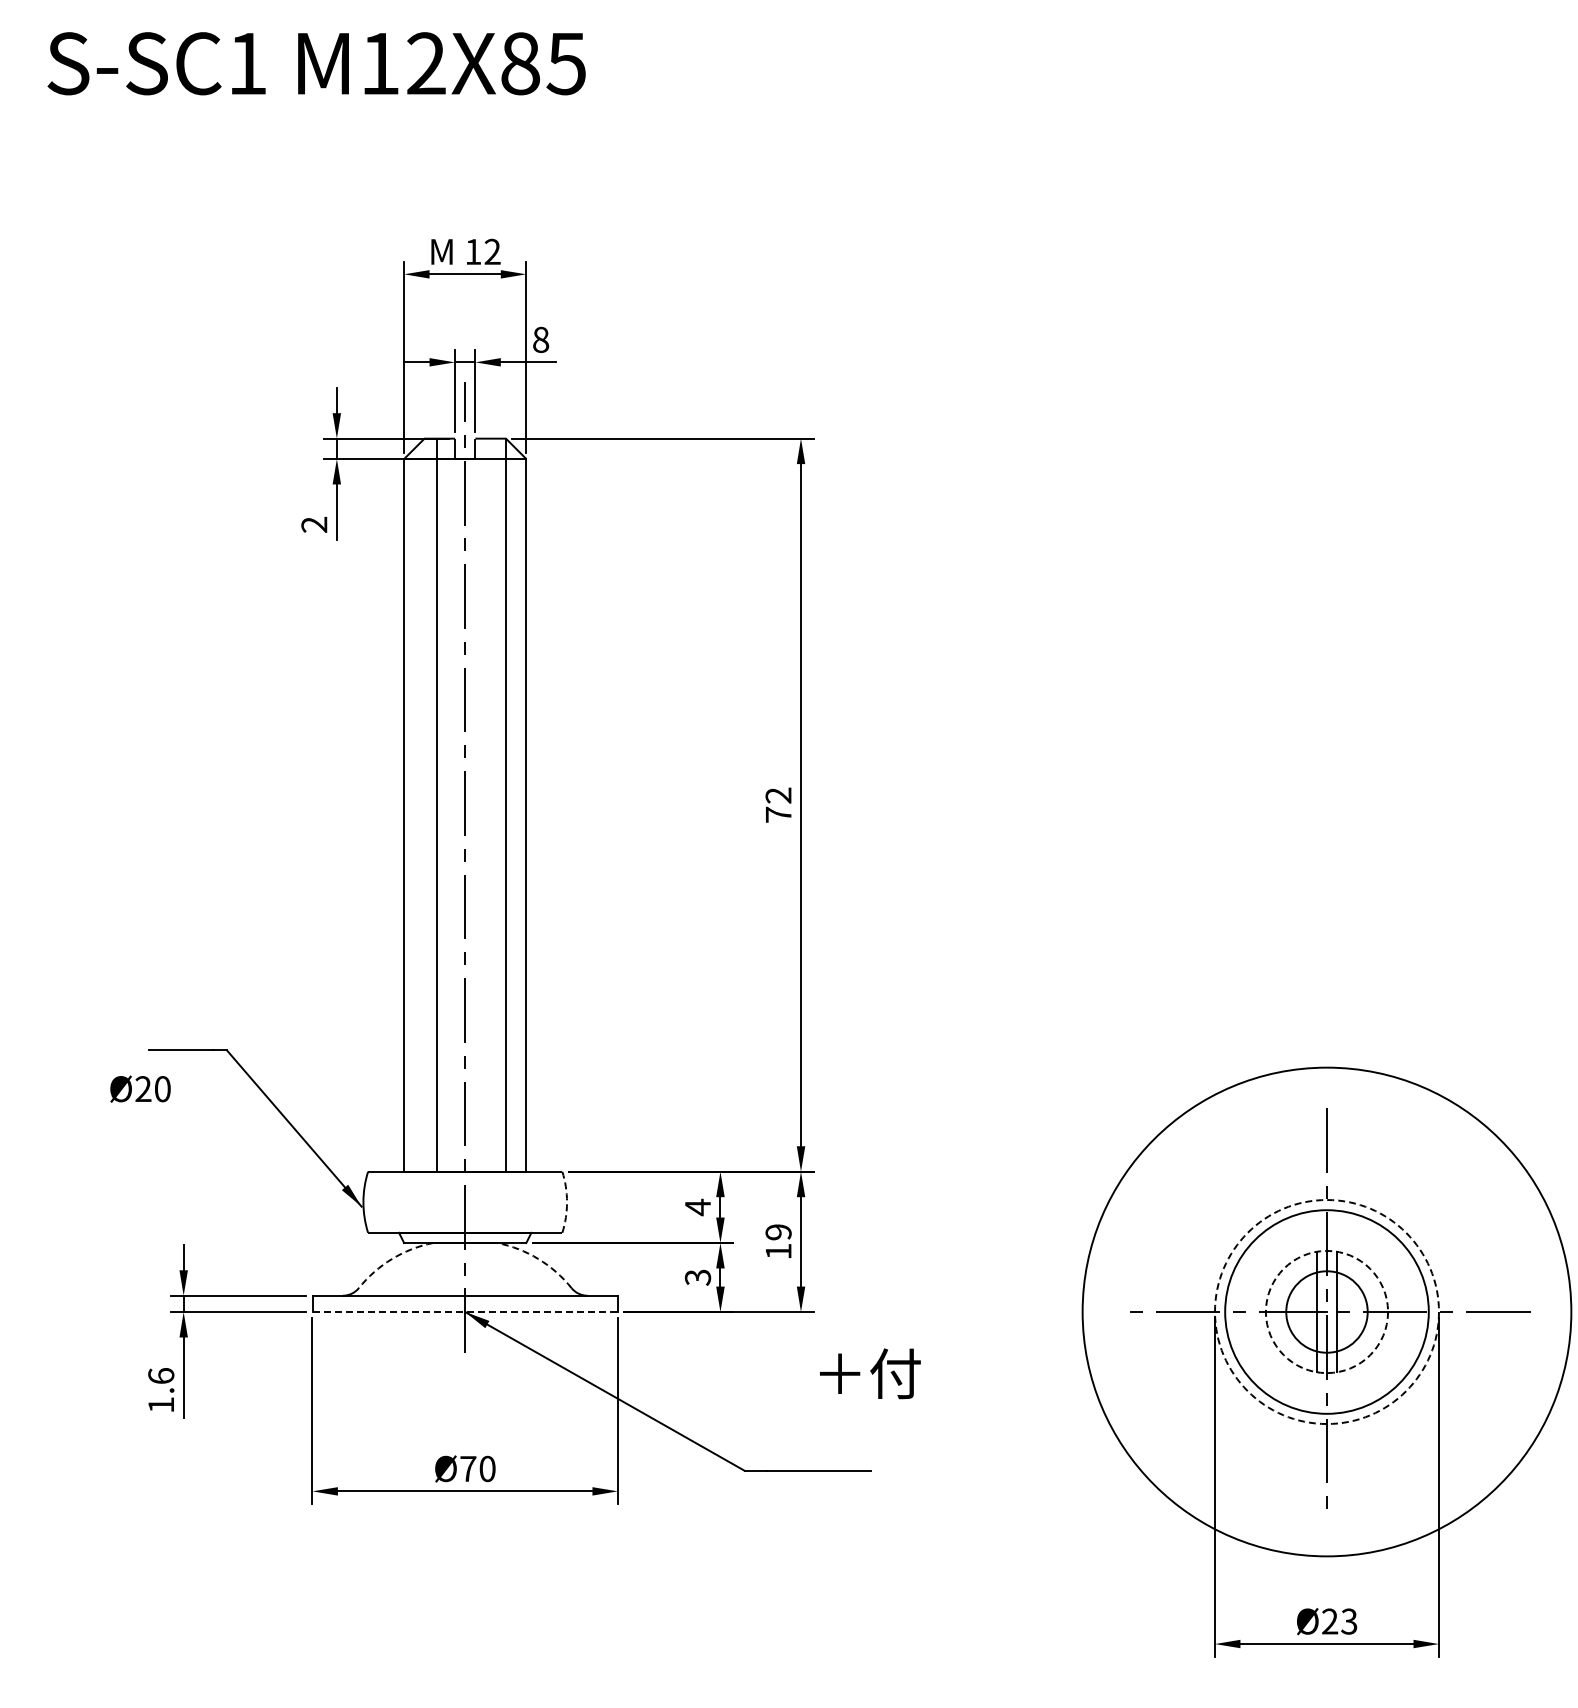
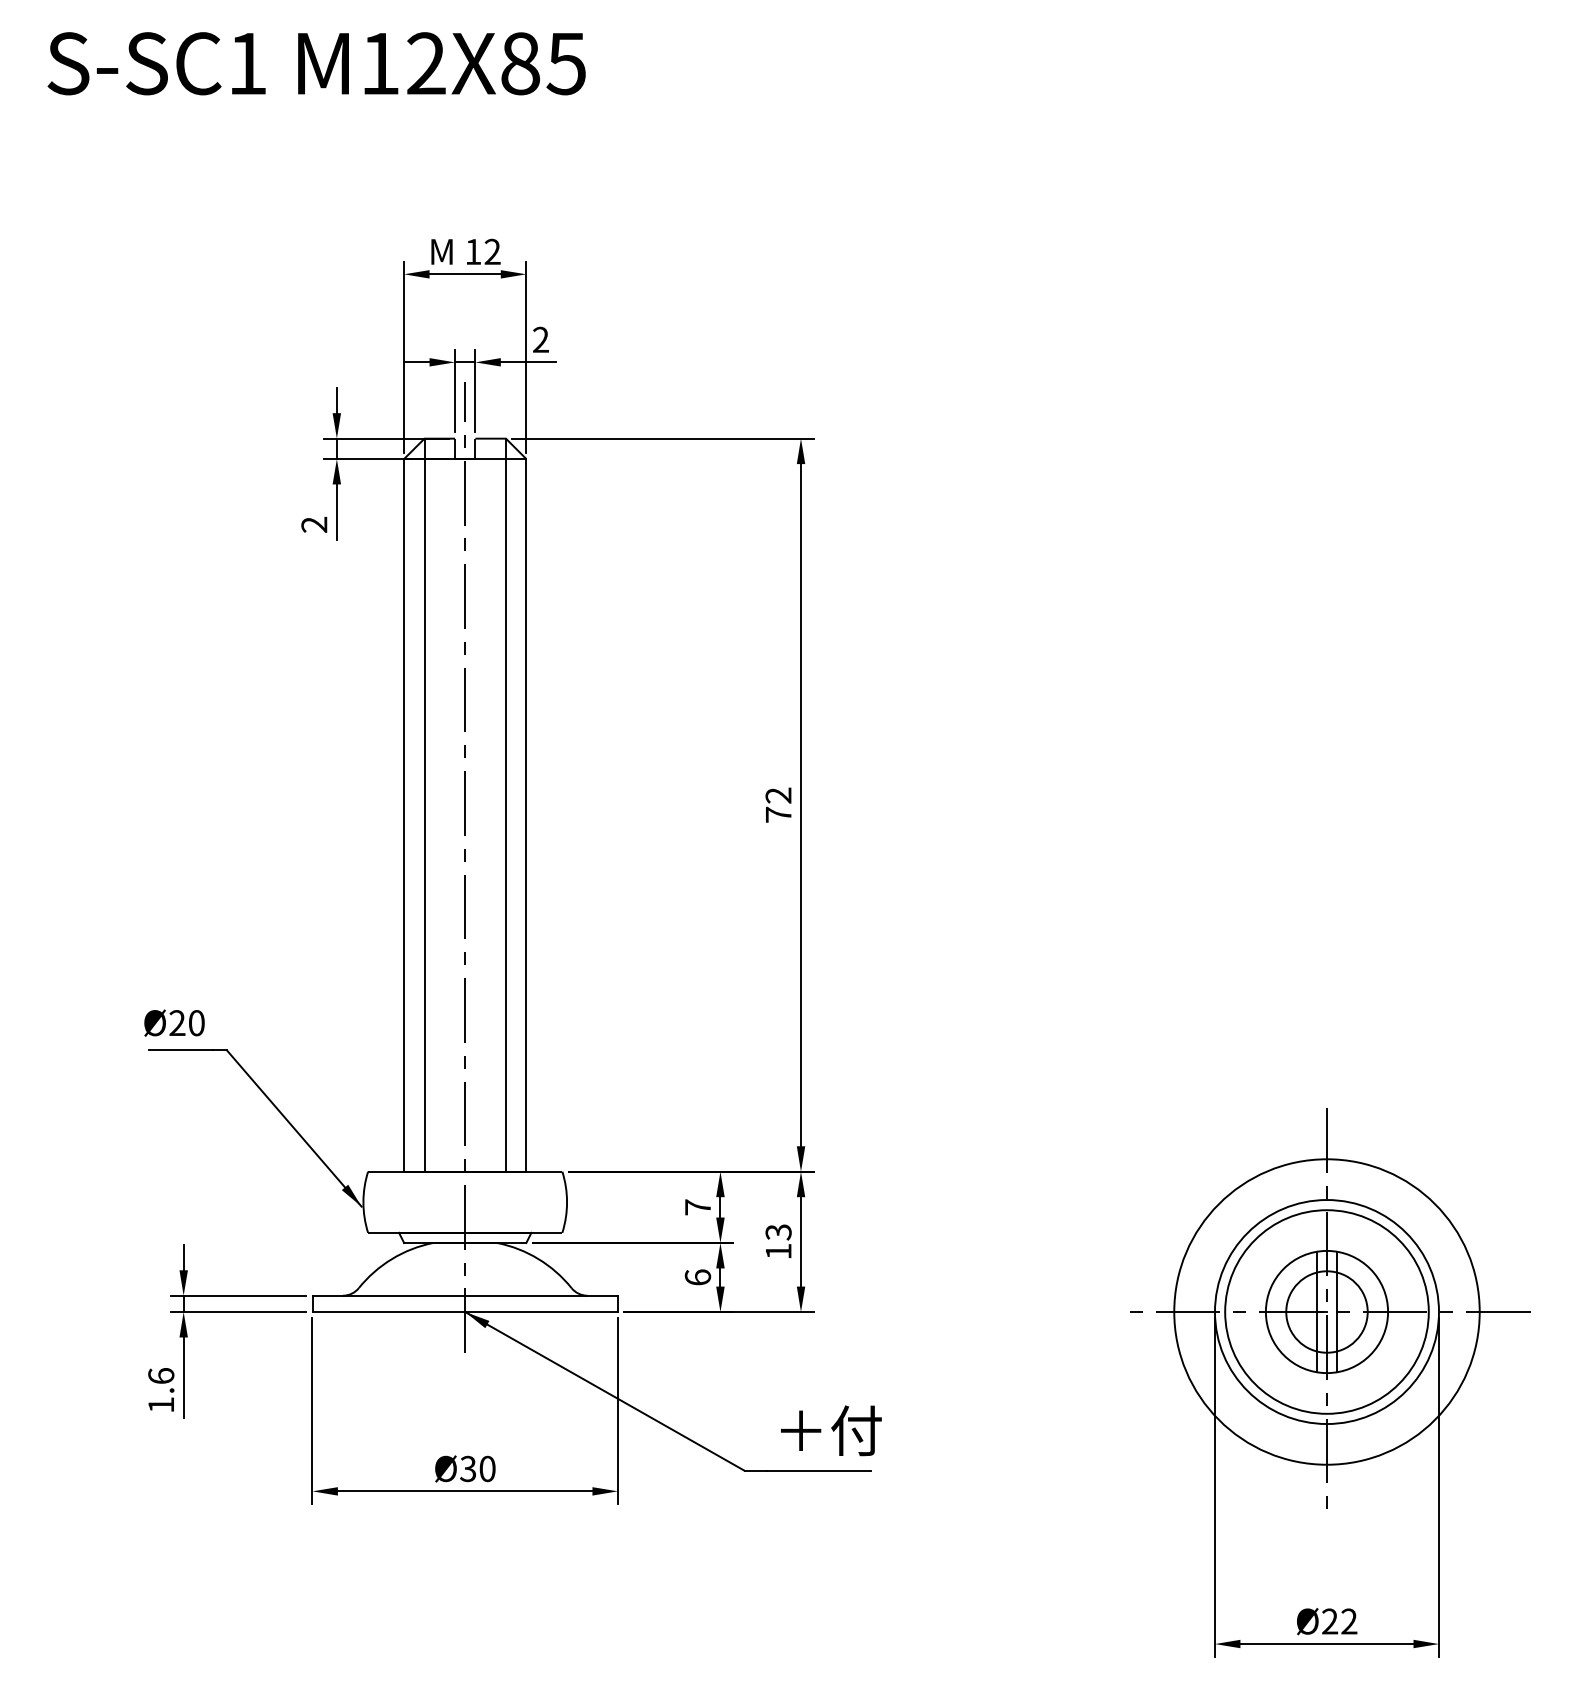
text: 8 -> 2 (541, 339)
line position: (436, 804) -> (424, 804) (424, 804)
text position: (140, 1088) -> (174, 1022) (174, 1022)
arc: dashed -> solid (567, 1202)
text: 4 -> 7 (697, 1207)
text: 19 -> 13 (778, 1232)
arc: dashed -> solid (392, 1259)
arc: dashed -> solid (538, 1259)
text: 3 -> 6 (697, 1277)
circle diameter: 489 px -> 305 px (1326, 1311)
circle: dashed -> solid (1326, 1311)
line: dashed -> solid (465, 1312)
circle: dashed -> solid (1326, 1312)
text position: (870, 1373) -> (831, 1430) (831, 1430)
text: Ø70 -> Ø30 (468, 1468)
text: Ø23 -> Ø22 (1349, 1621)
